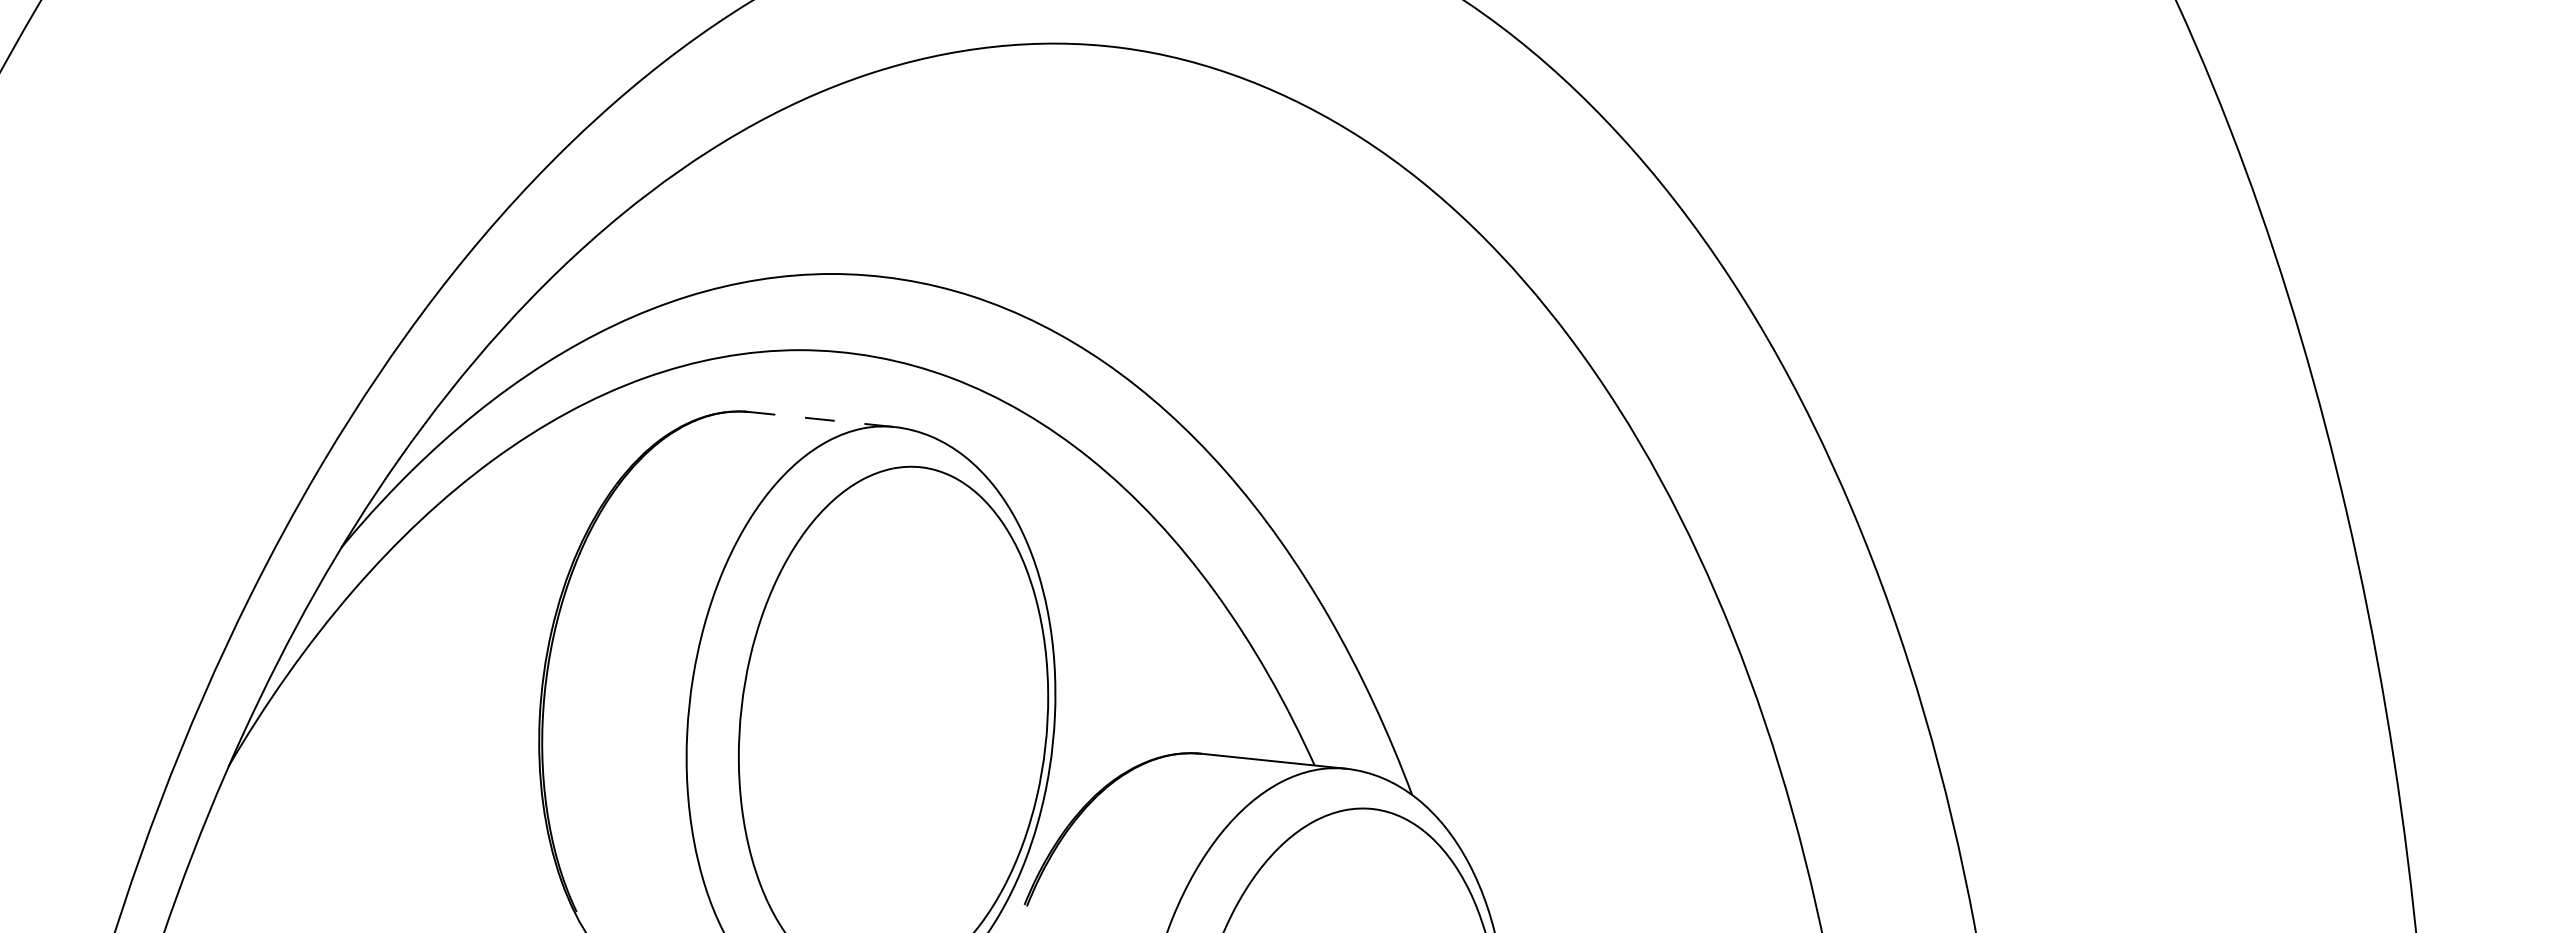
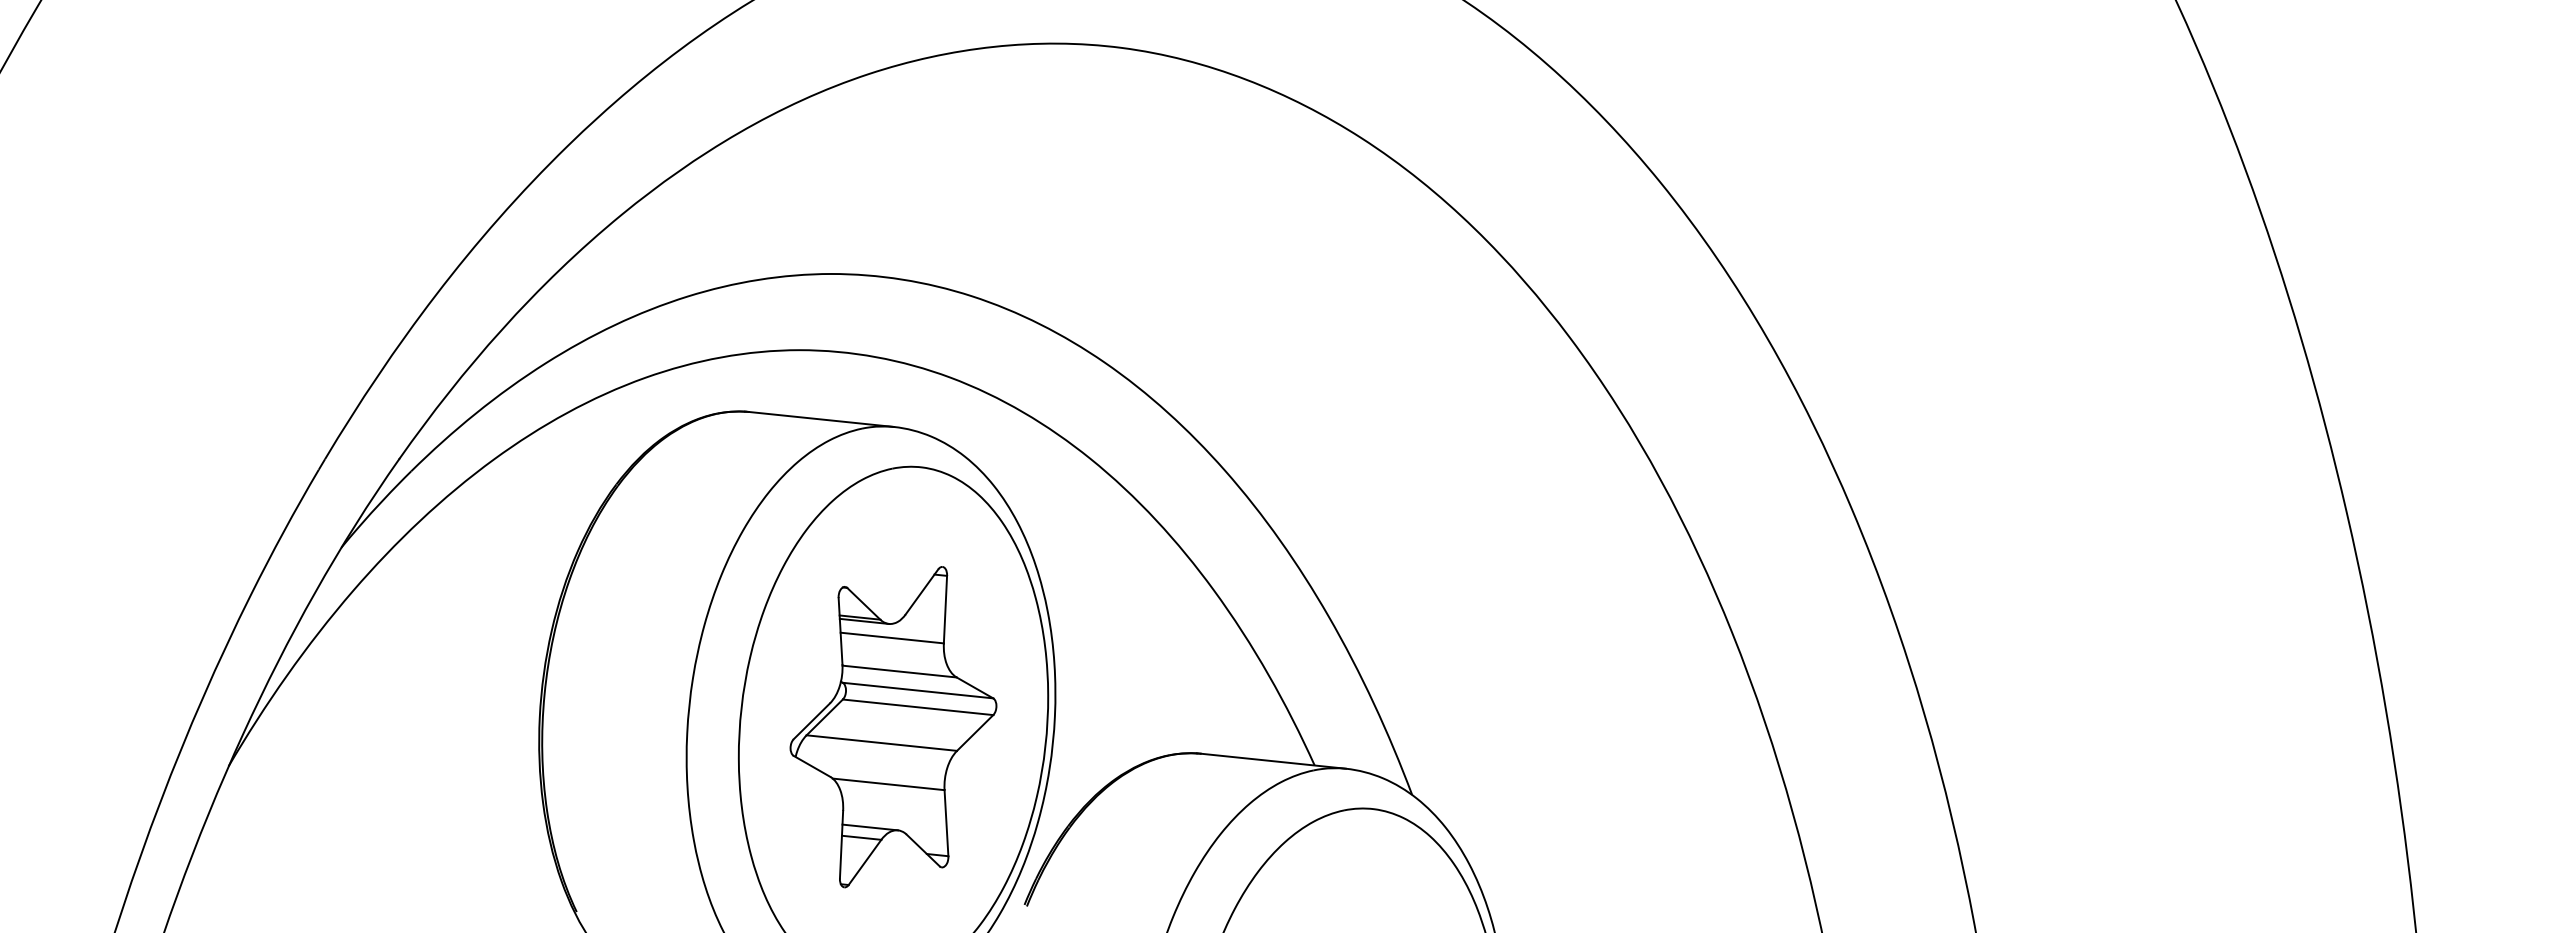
line: dashed -> solid (821, 419)
part: none -> present (893, 727)
